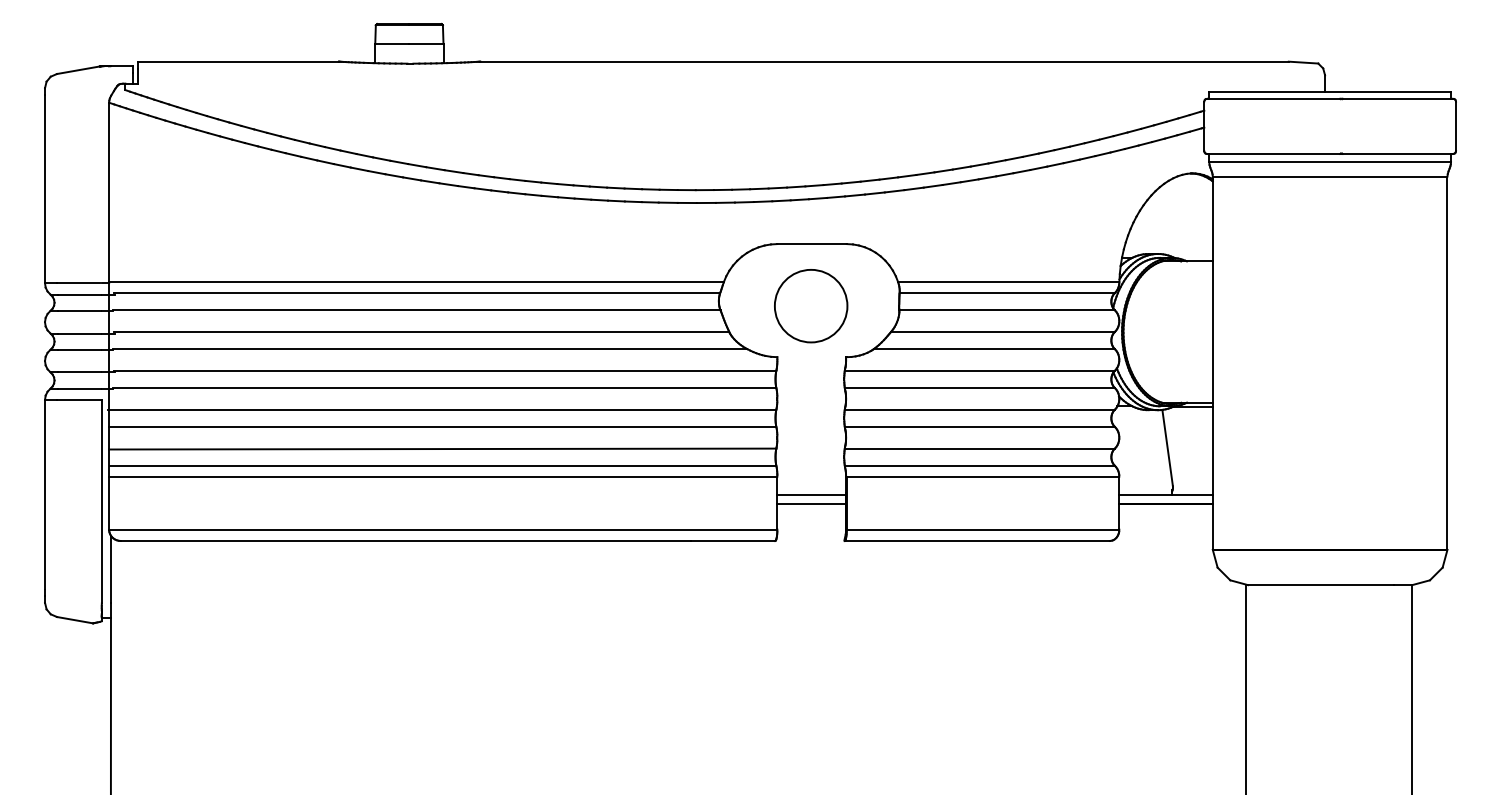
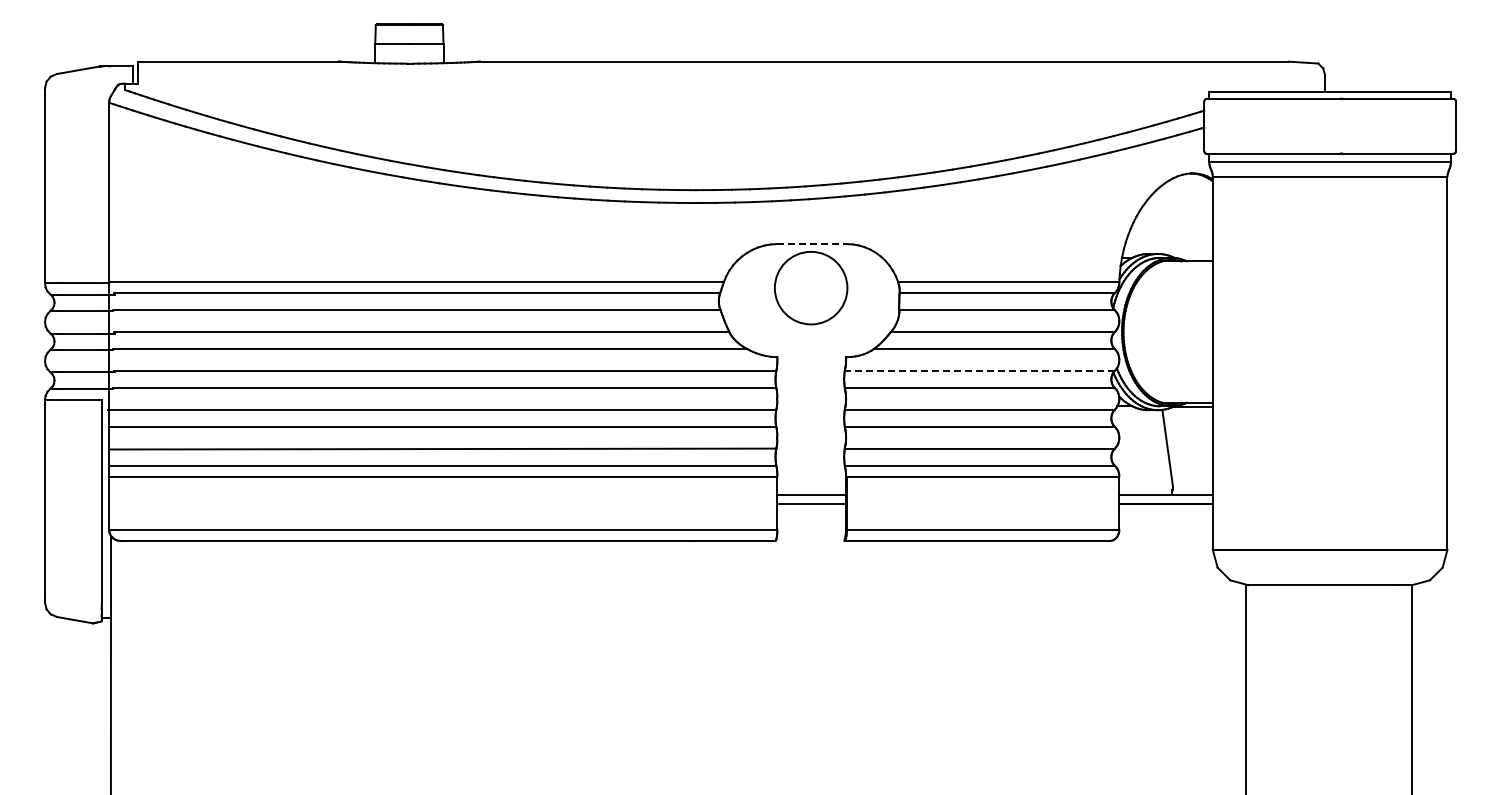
line: solid -> dashed (812, 244)
circle position: (811, 306) -> (811, 288) (811, 288)
line: solid -> dashed (980, 370)
